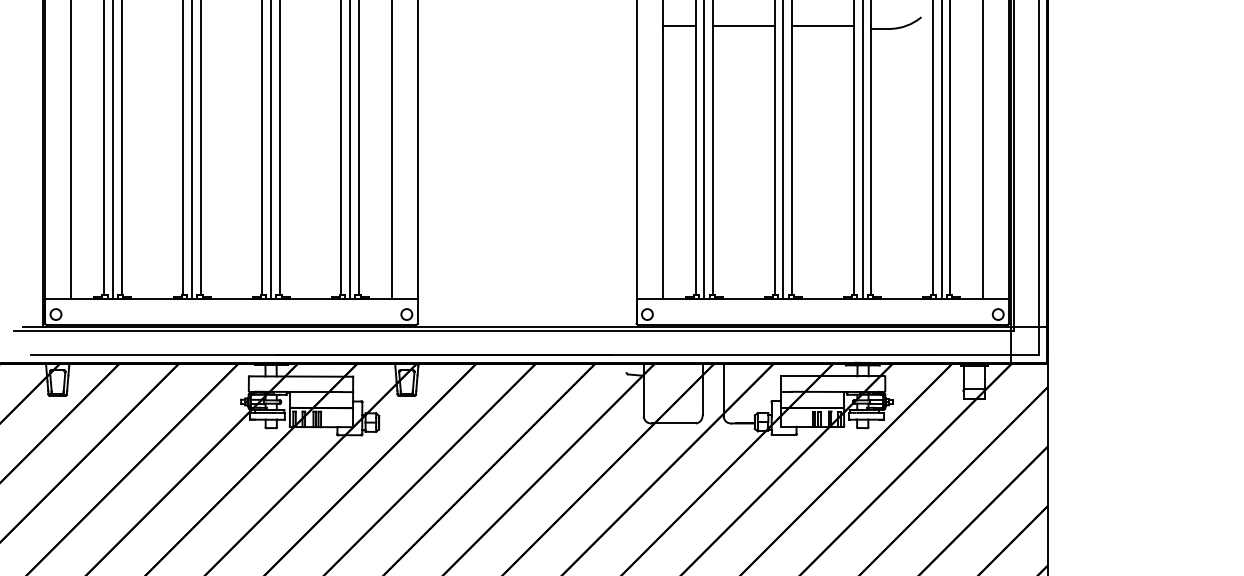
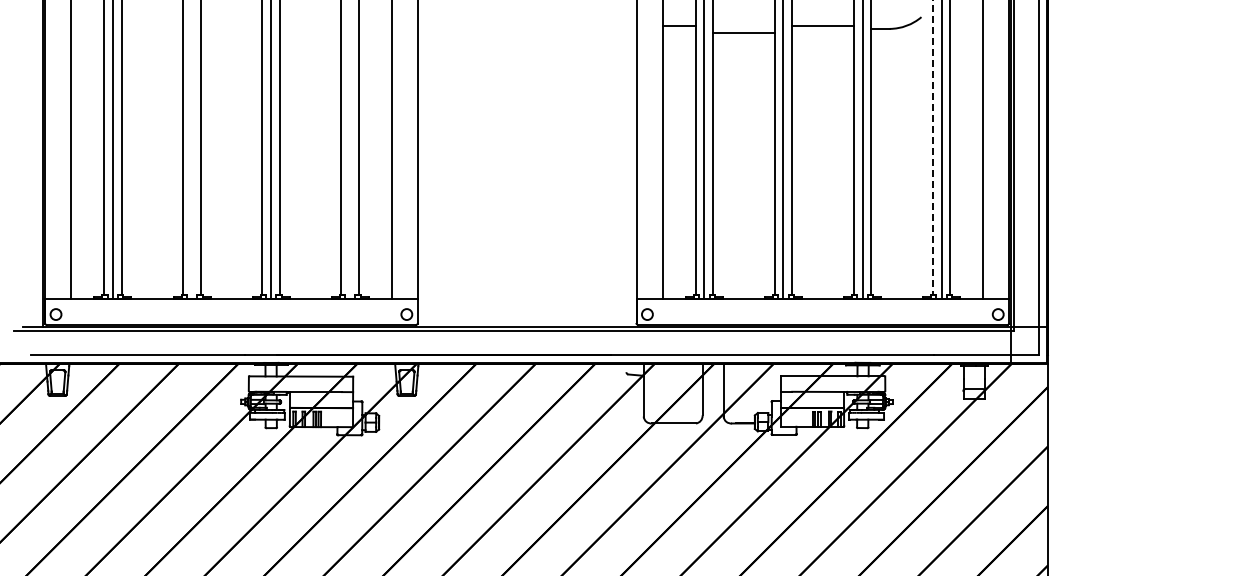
line position: (743, 25) -> (743, 32) (743, 32)
line: solid -> dashed (932, 148)
line: present -> none (192, 150)
line: present -> none (350, 150)
